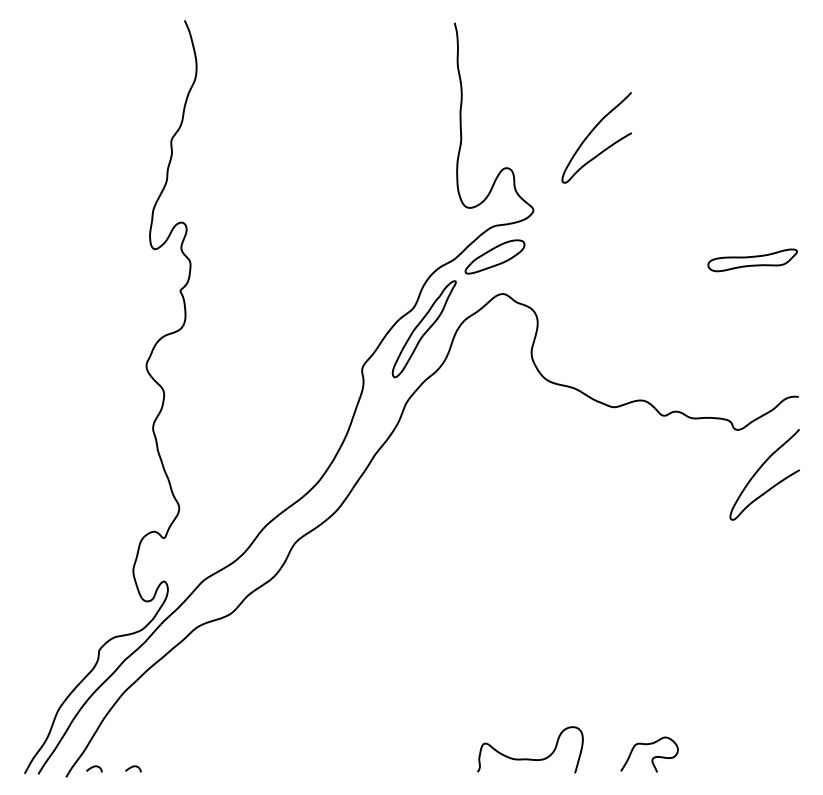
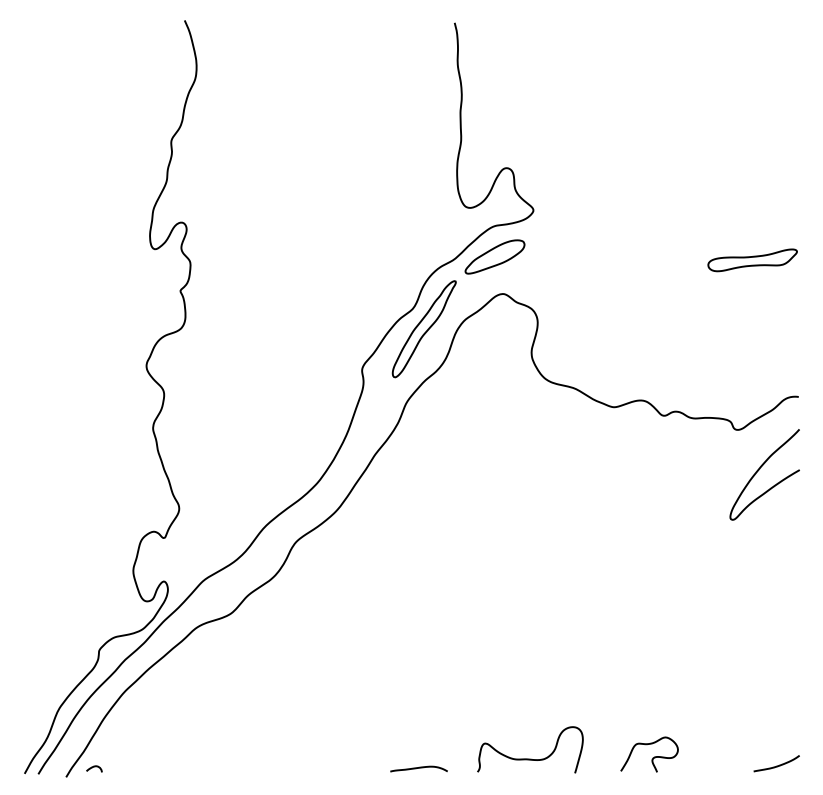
curve: present -> none (591, 133)
curve: none -> present (776, 765)
curve: present -> none (133, 767)
curve: none -> present (418, 768)
